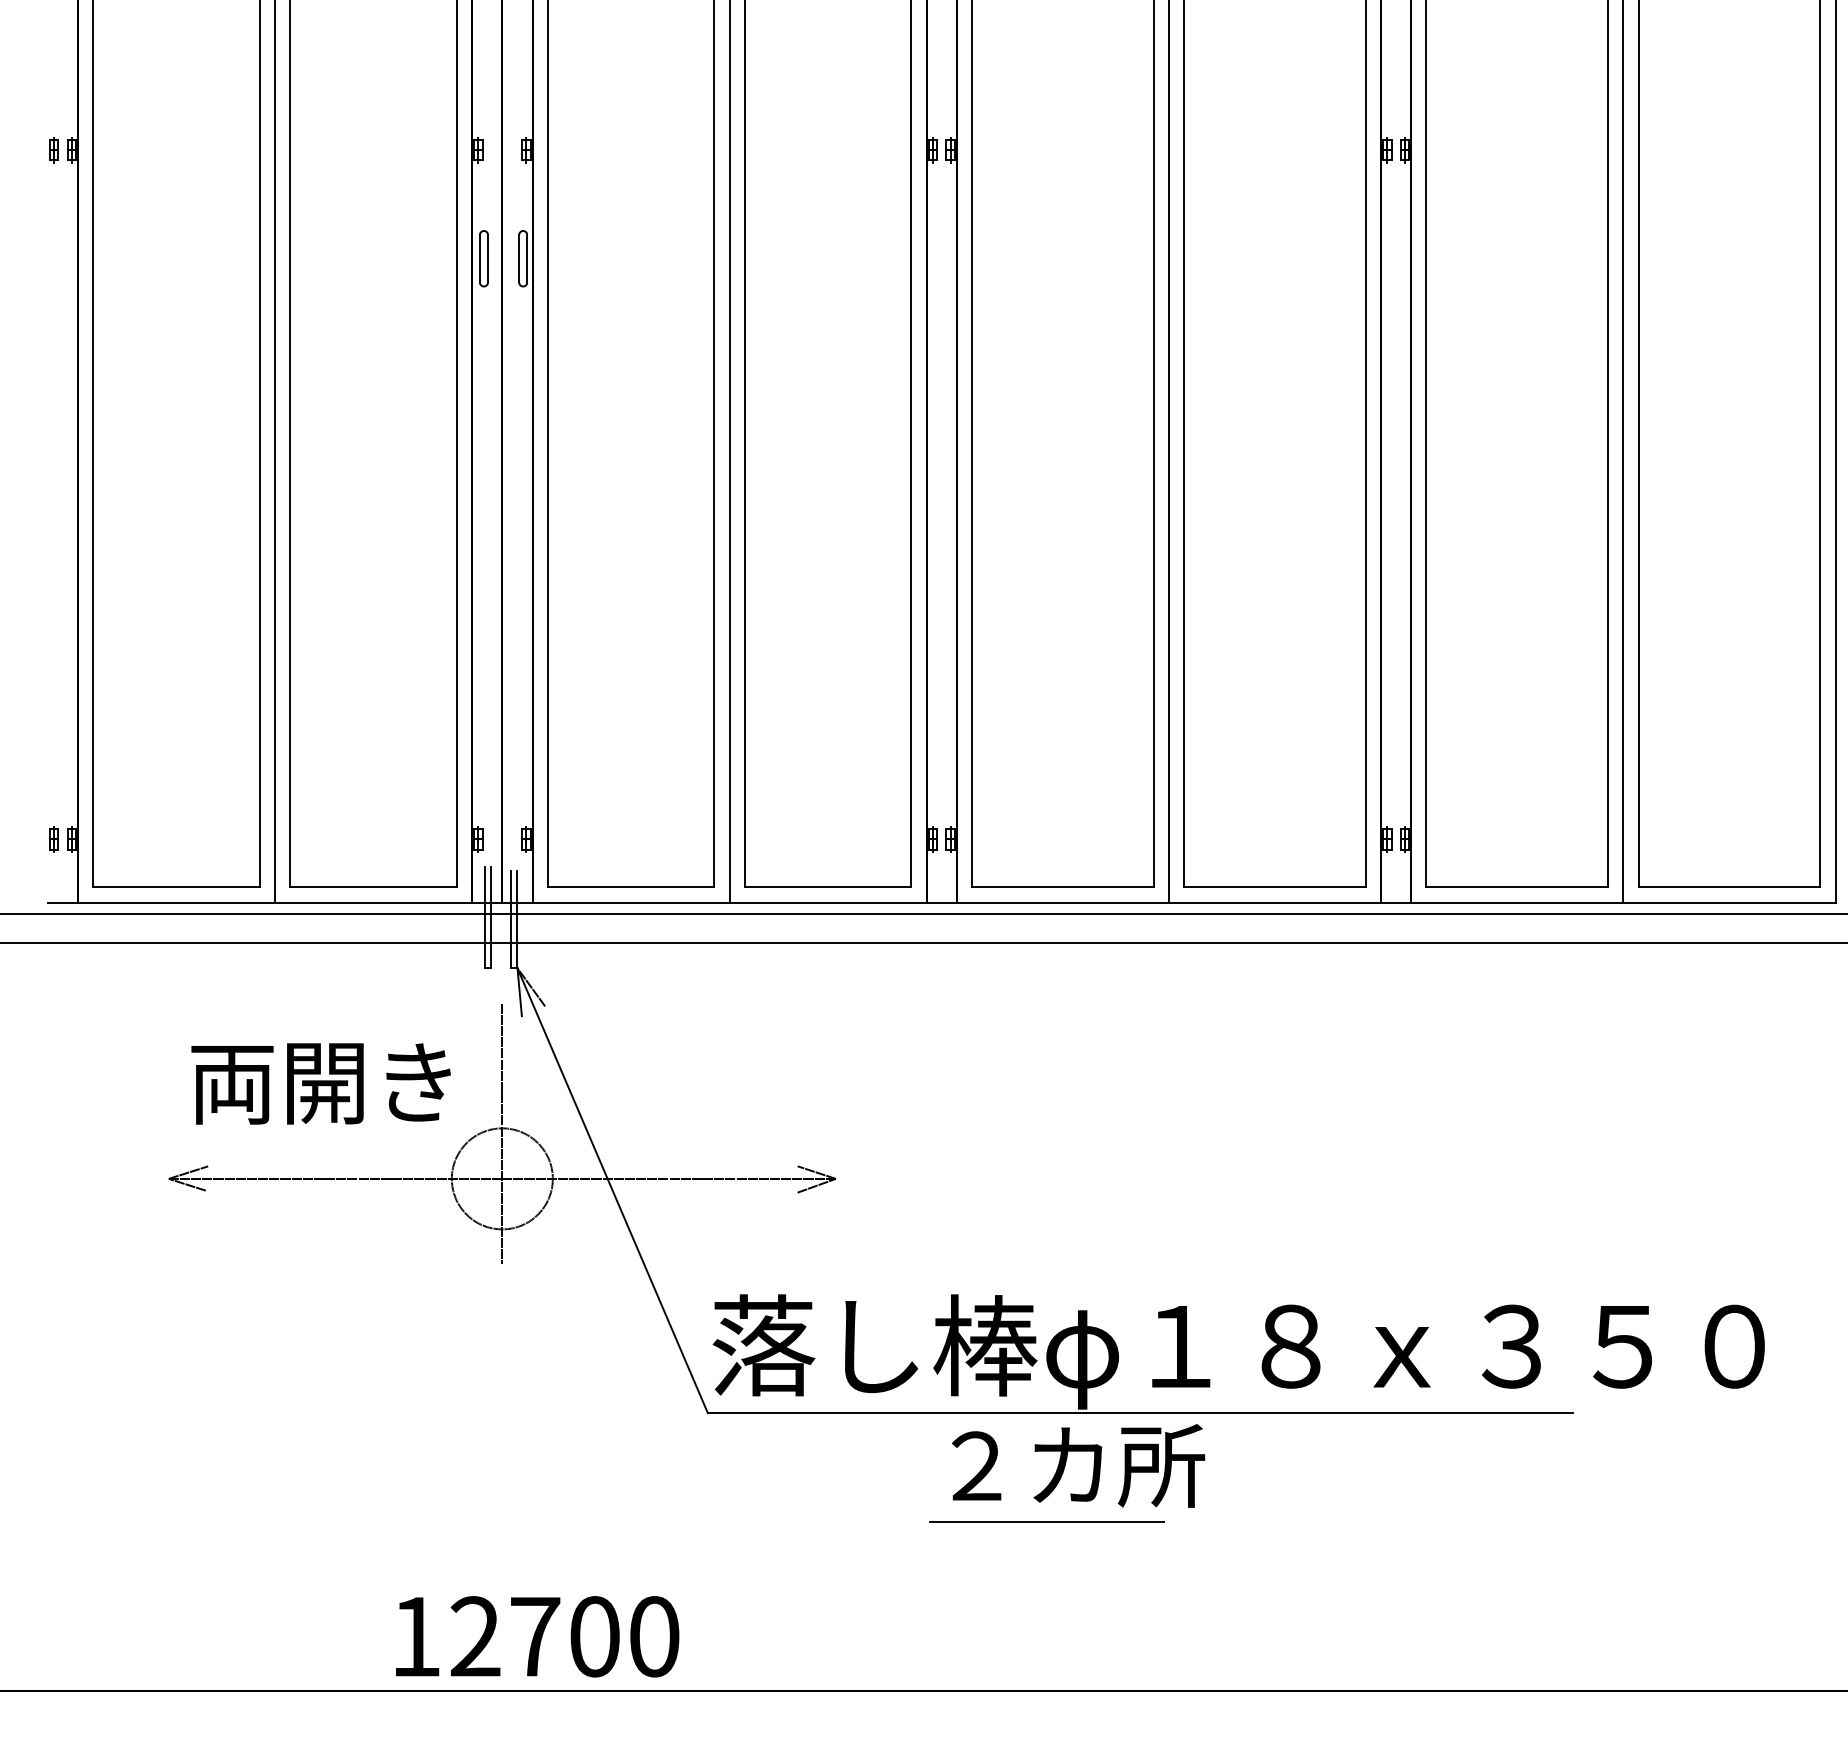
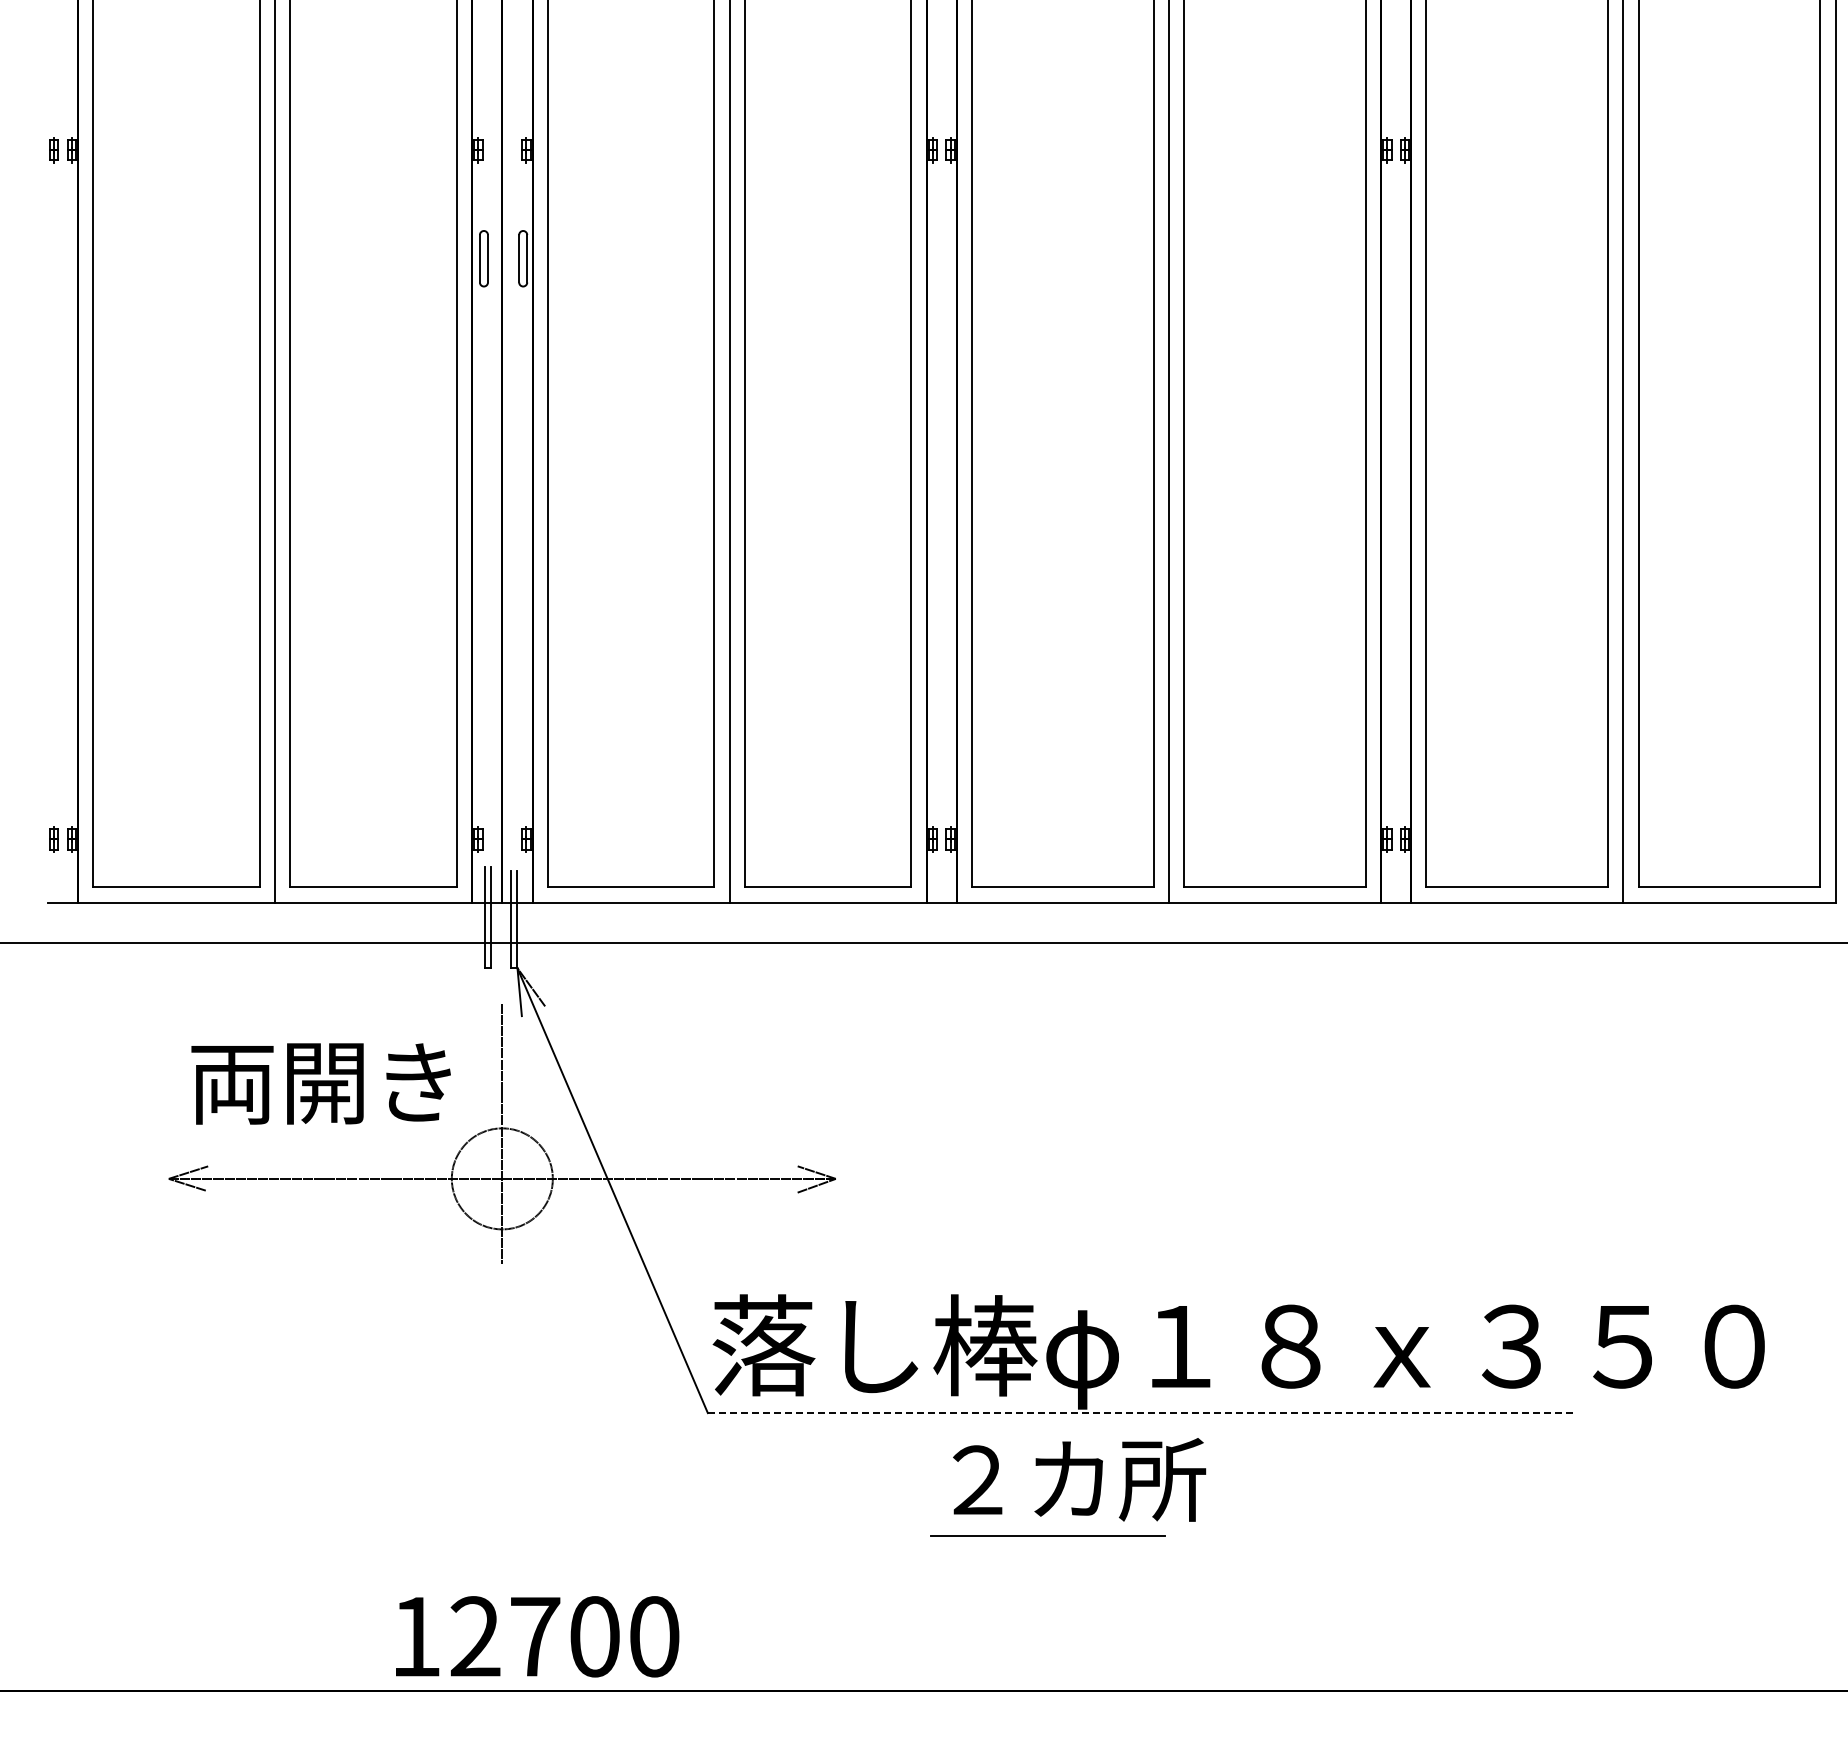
line: present -> none (923, 913)
line: solid -> dashed (1140, 1413)
part position: (1067, 1473) -> (1068, 1487) (1068, 1487)
